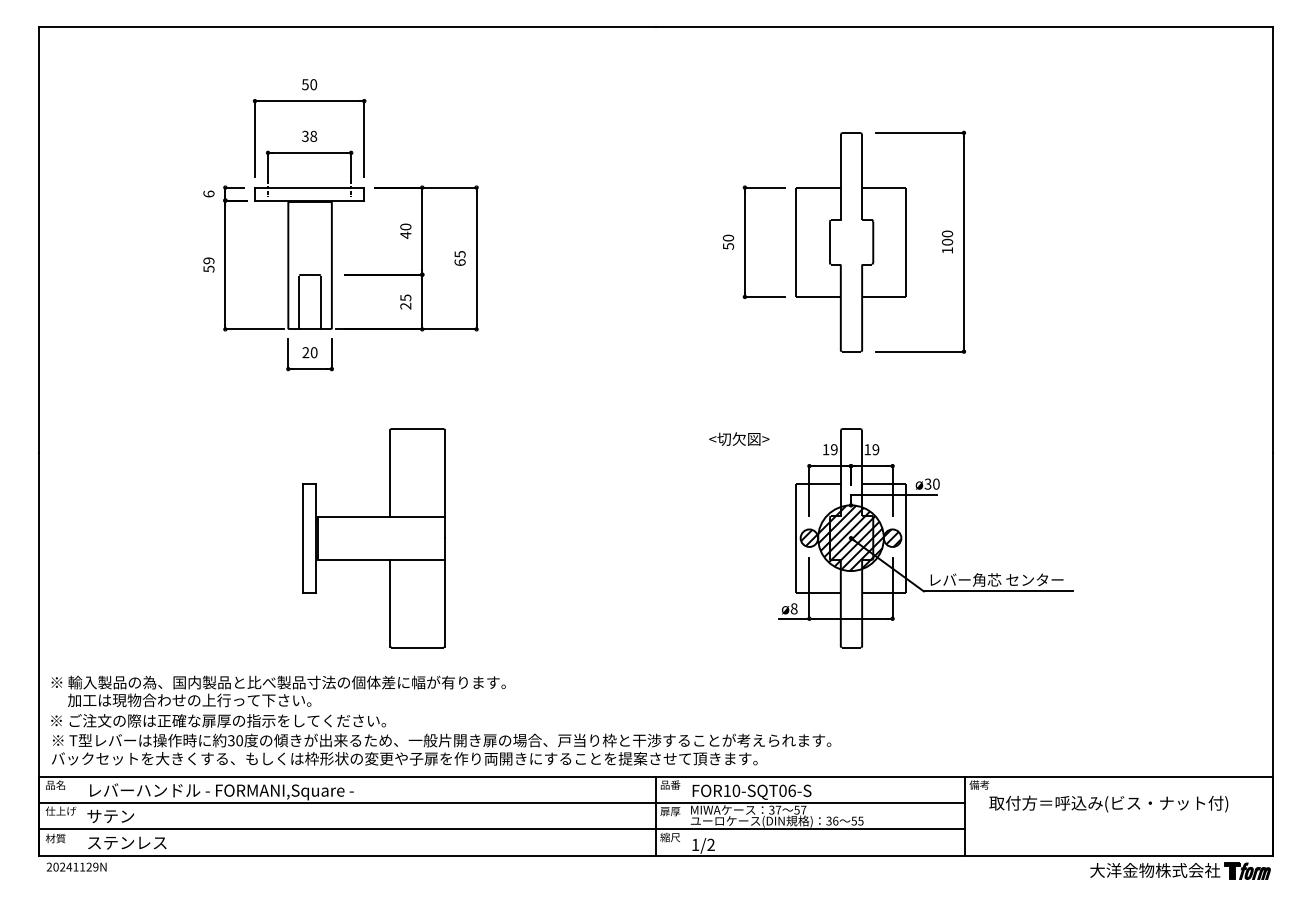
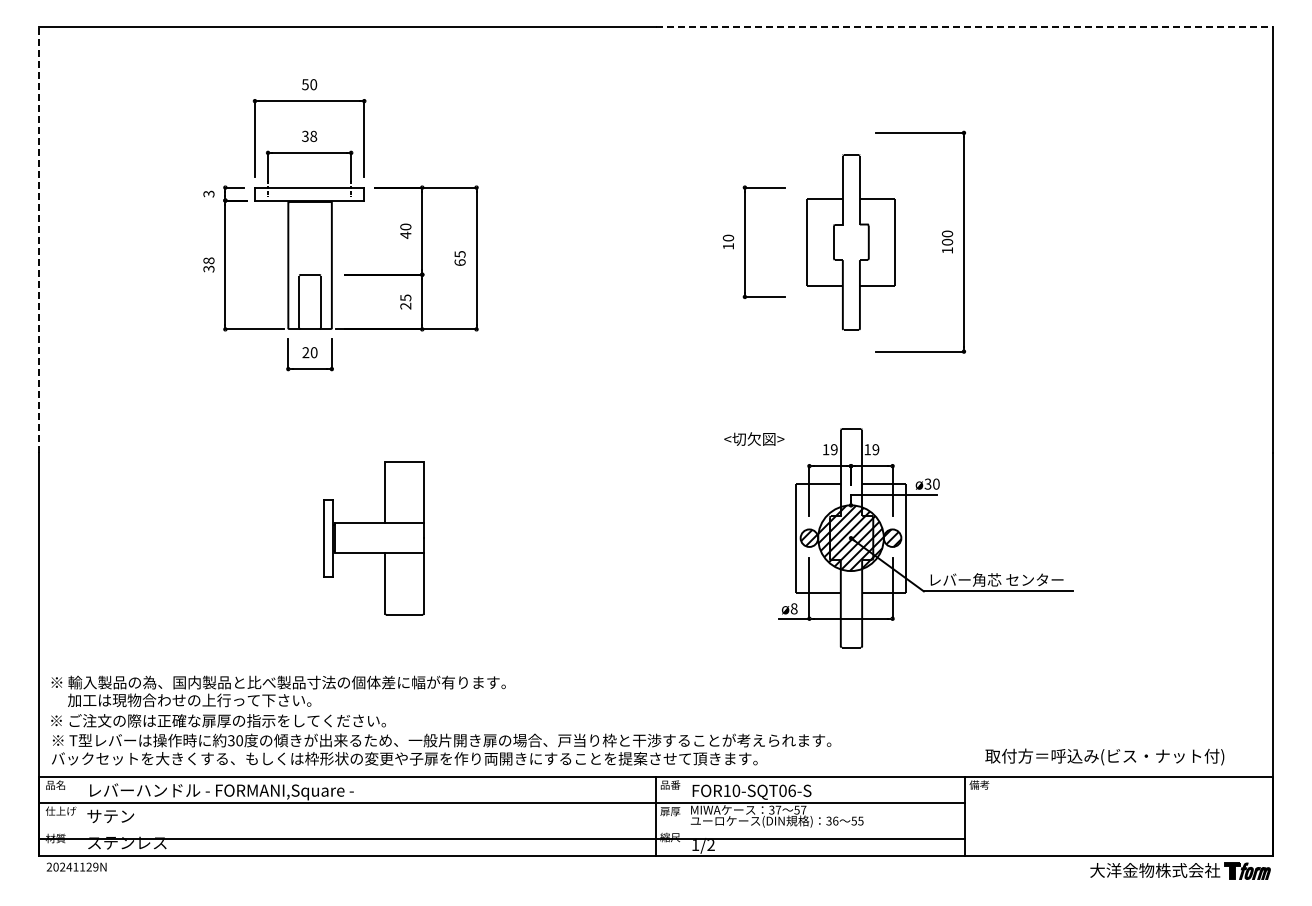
line: solid -> dashed (964, 27)
text: 6 -> 3 (208, 193)
line: solid -> dashed (39, 239)
part size: 112x221 px -> 90x177 px (850, 242)
text: 50 -> 10 (728, 246)
text: 59 -> 38 (208, 264)
text position: (739, 438) -> (754, 438) (754, 438)
part size: 144x221 px -> 102x155 px (373, 538)
text position: (1108, 803) -> (1104, 756) (1104, 756)
line position: (501, 829) -> (501, 839) (501, 839)
